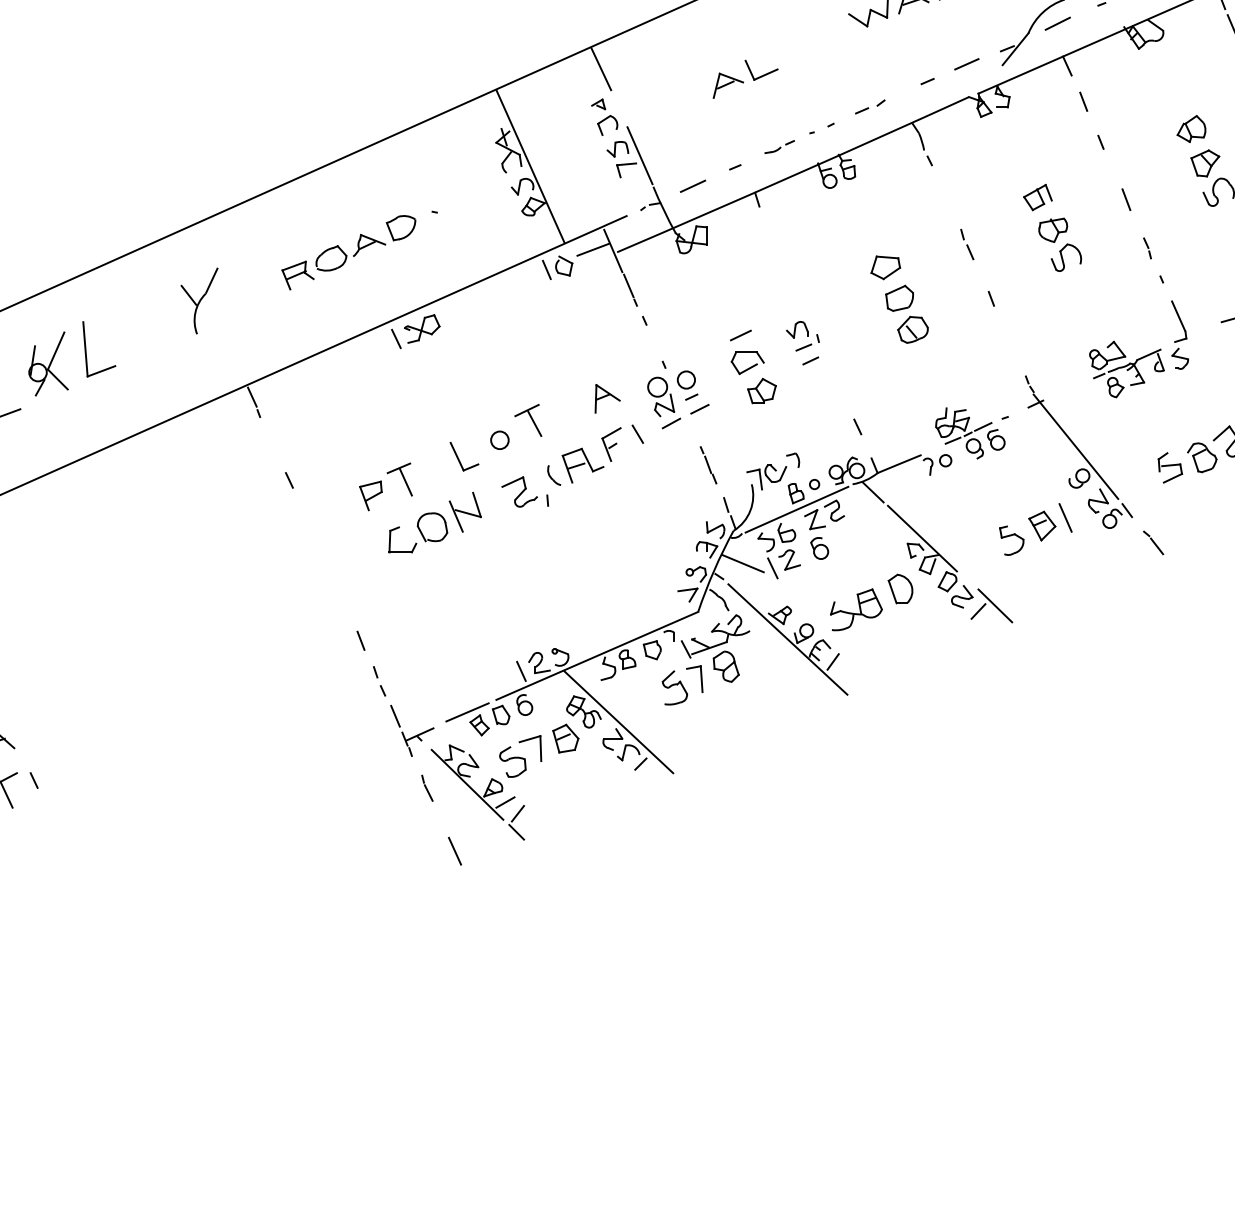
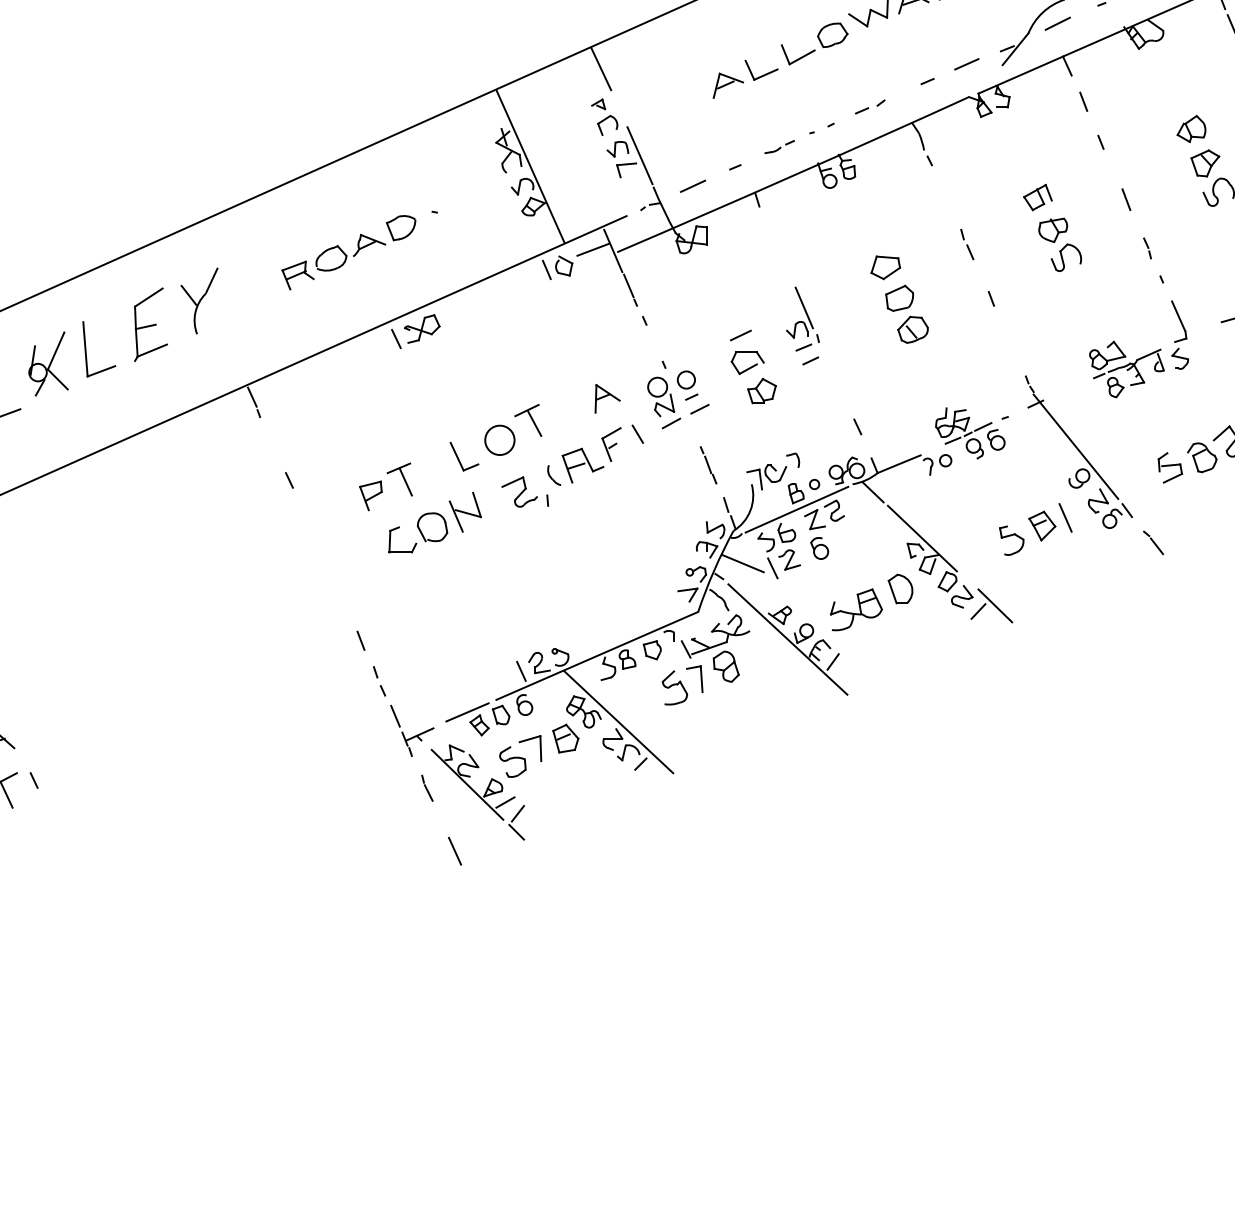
part: none -> present (814, 43)
line: none -> present (803, 307)
part: none -> present (150, 324)
circle diameter: 18 px -> 29 px (499, 440)
